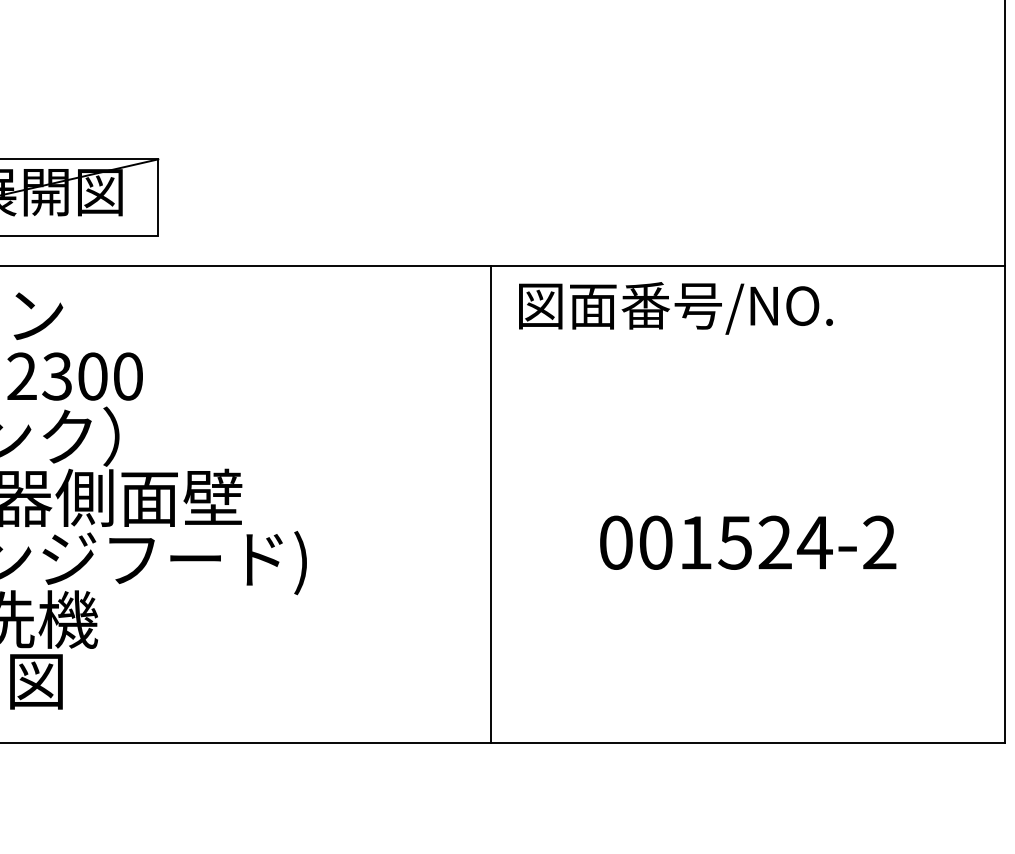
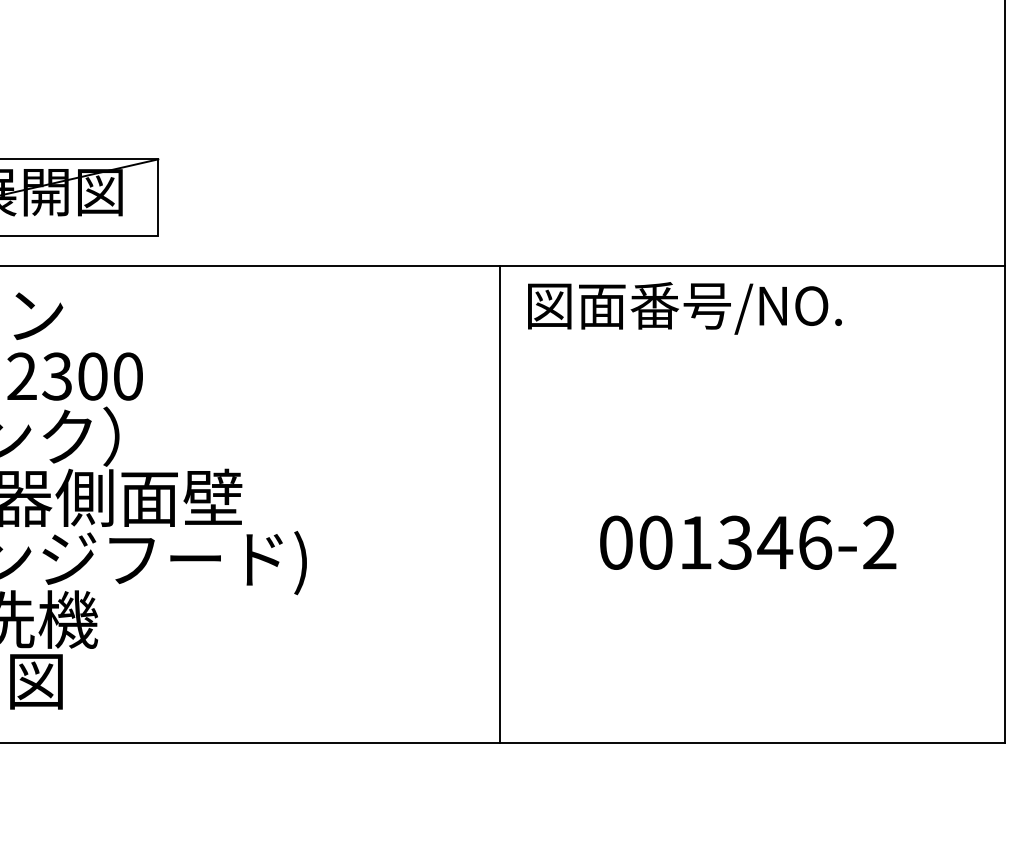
text position: (675, 308) -> (684, 308) (684, 308)
line position: (491, 504) -> (500, 504) (500, 504)
text: 001524-2 -> 001346-2 (775, 542)
